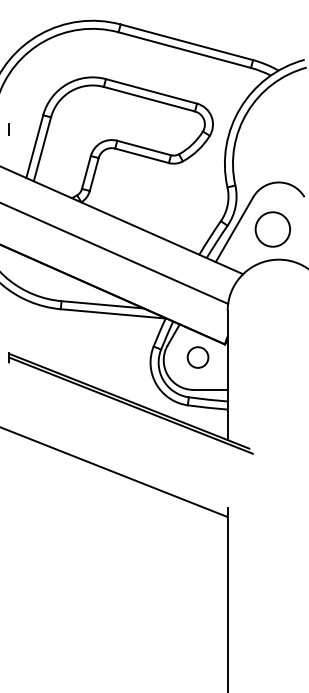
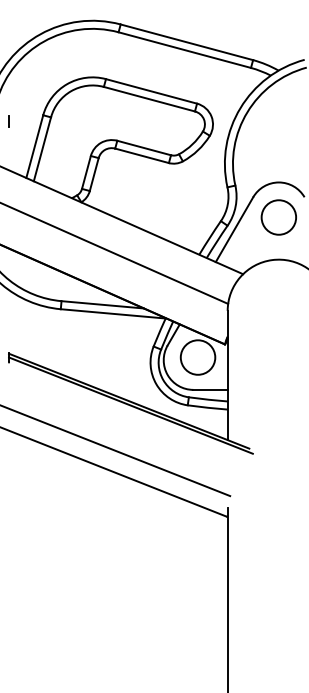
line position: (8, 129) -> (8, 121) (8, 121)
circle position: (272, 229) -> (278, 217) (278, 217)
circle diameter: 21 px -> 34 px (197, 357)
line: none -> present (116, 451)
